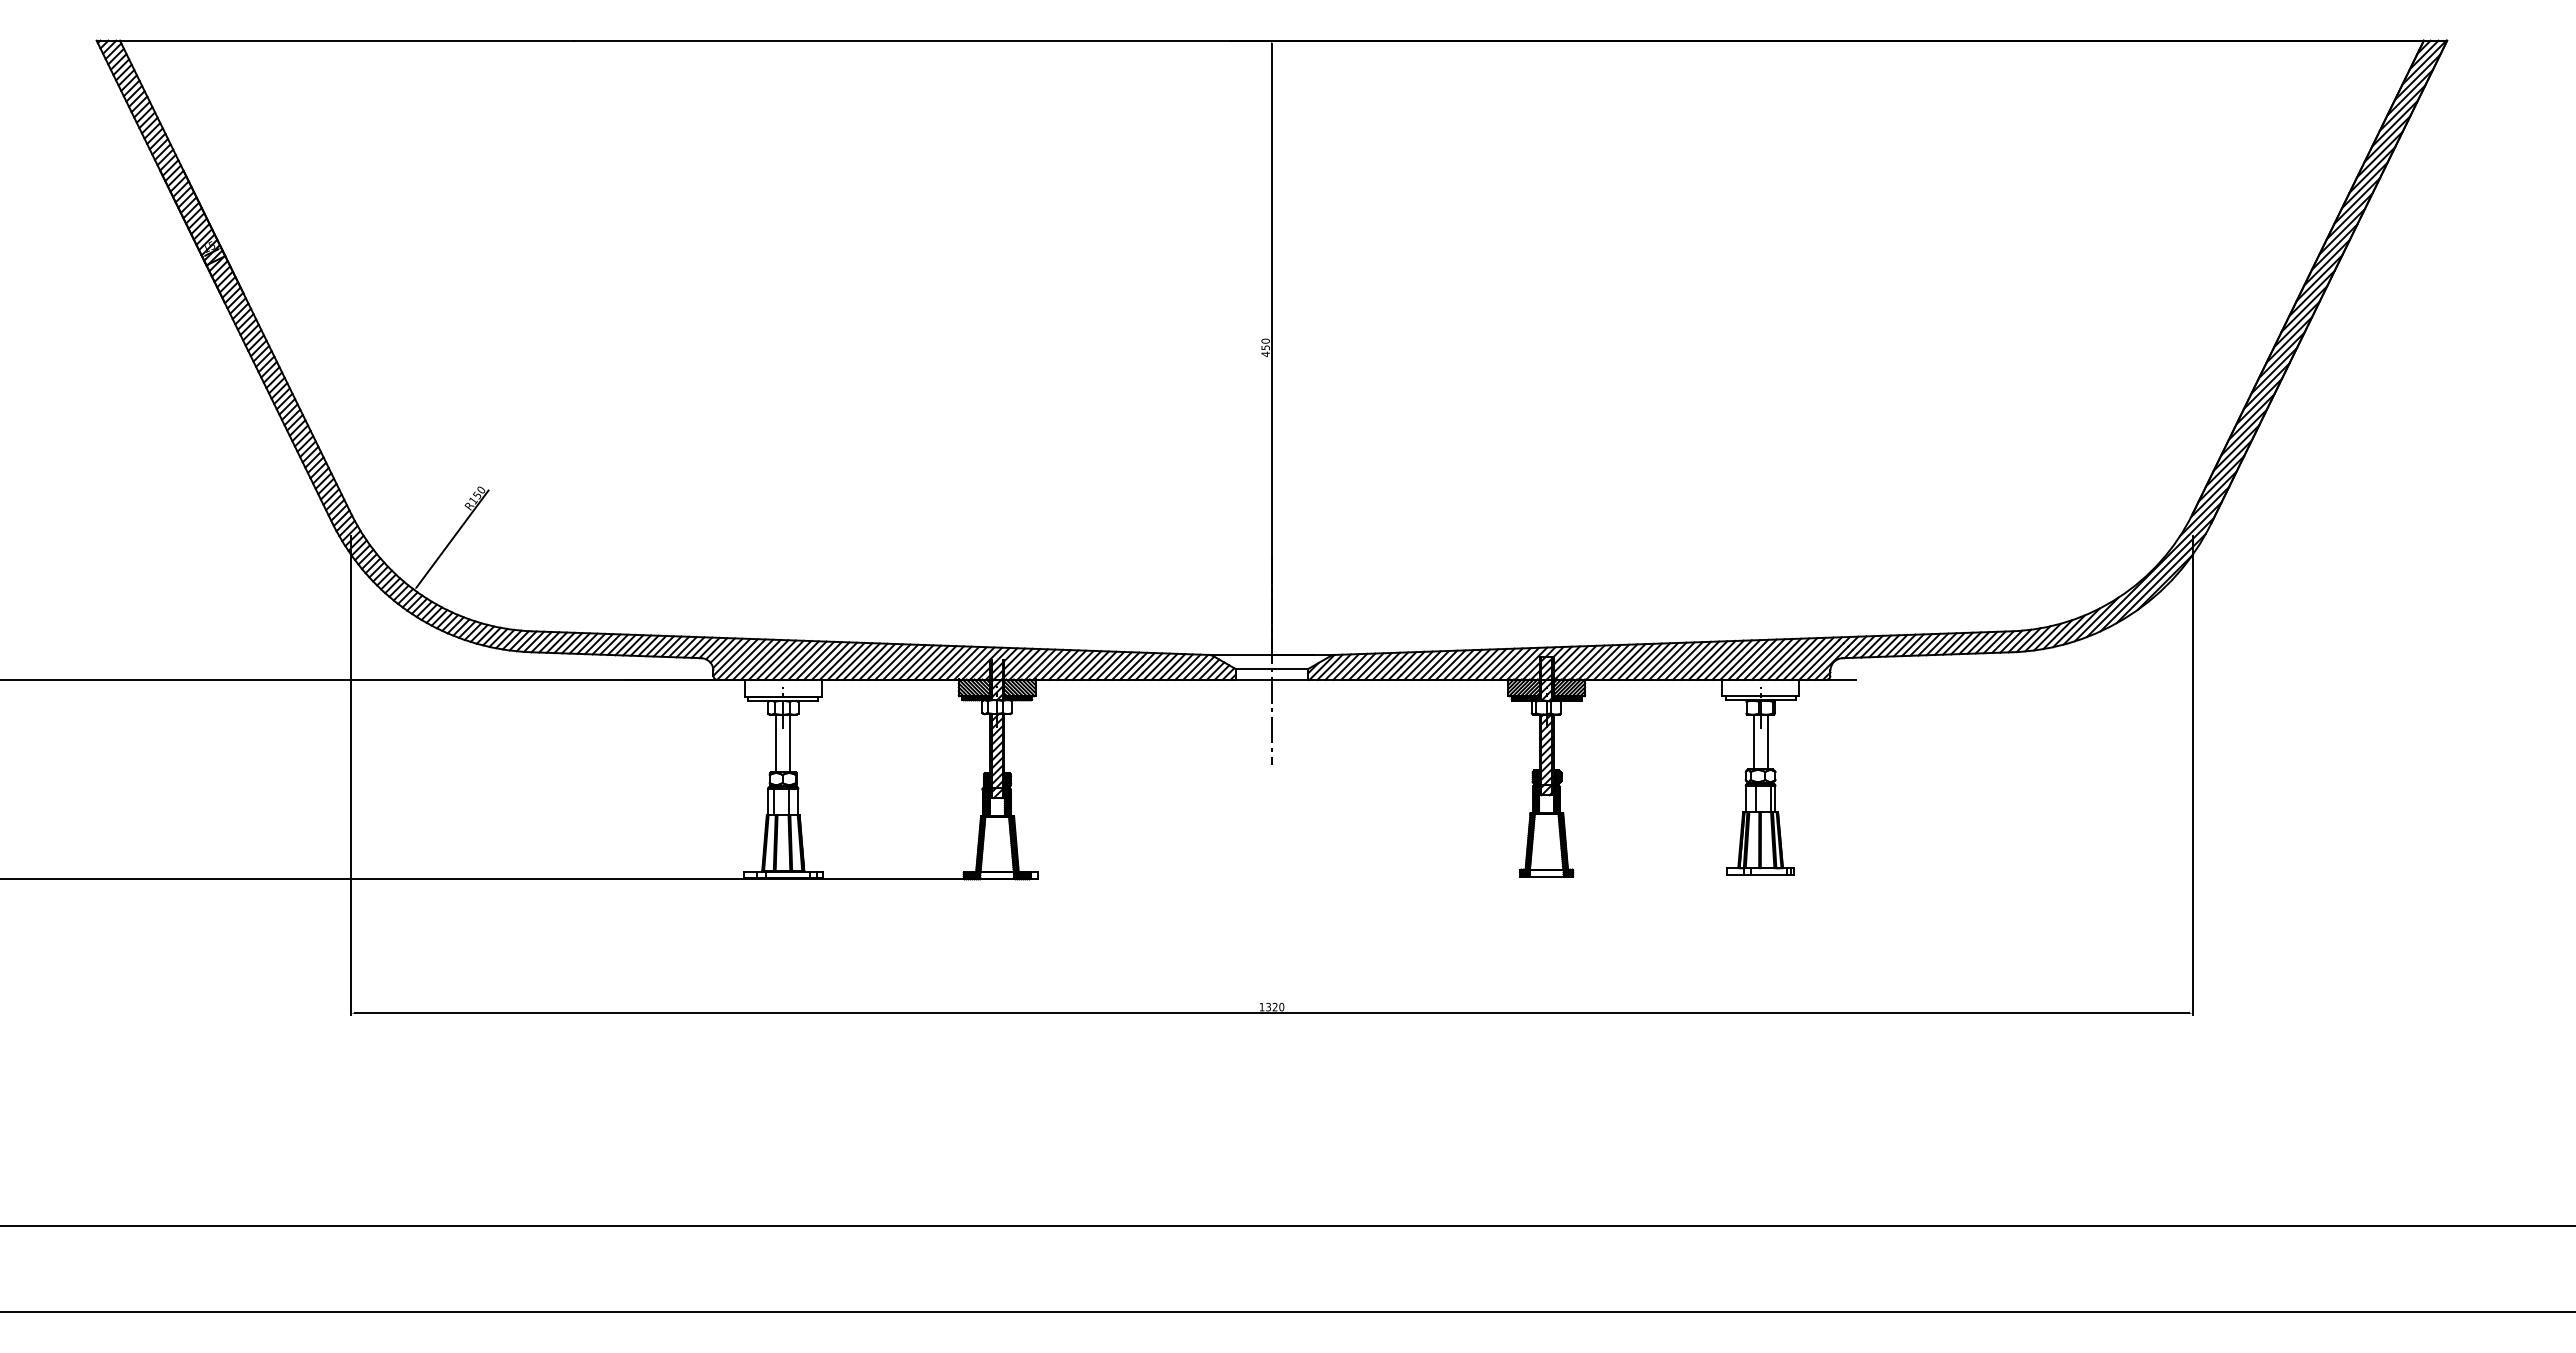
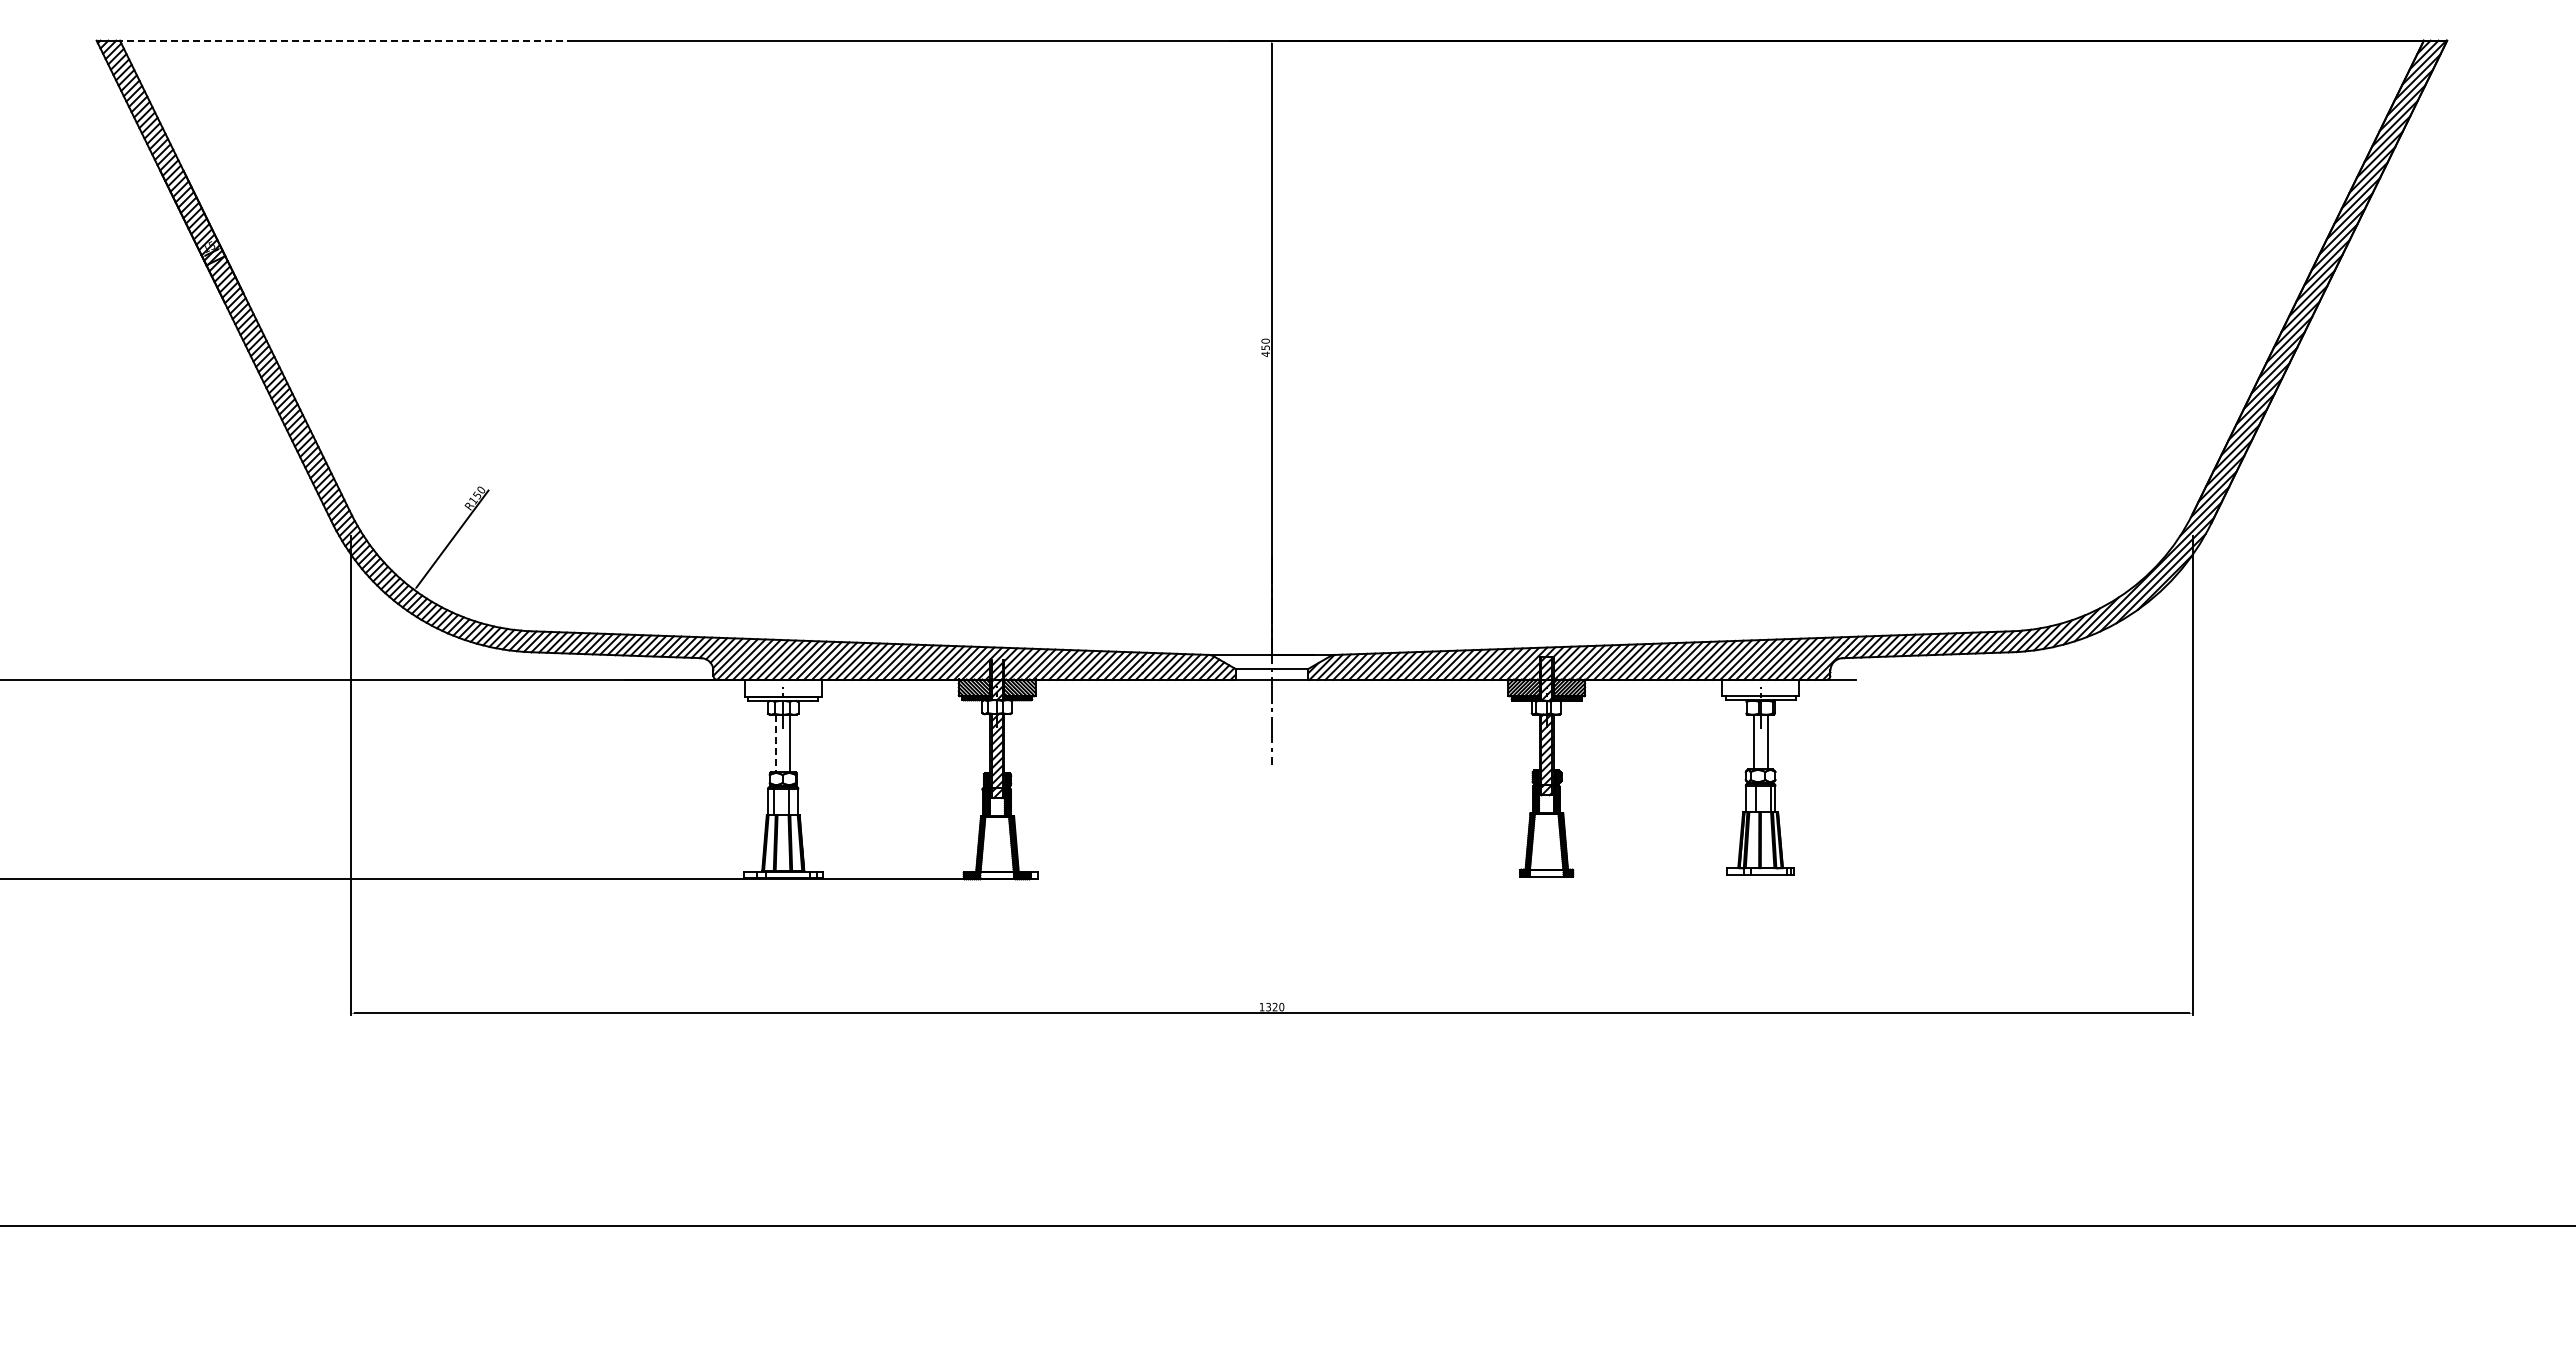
line: solid -> dashed (346, 40)
line: solid -> dashed (776, 743)
line: present -> none (1287, 1312)
